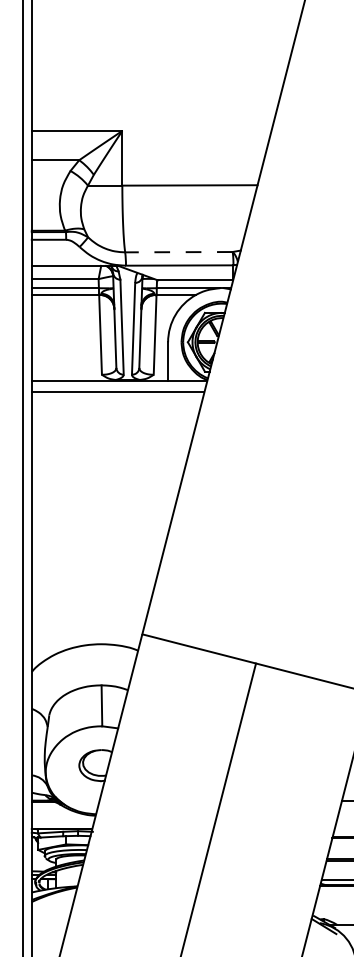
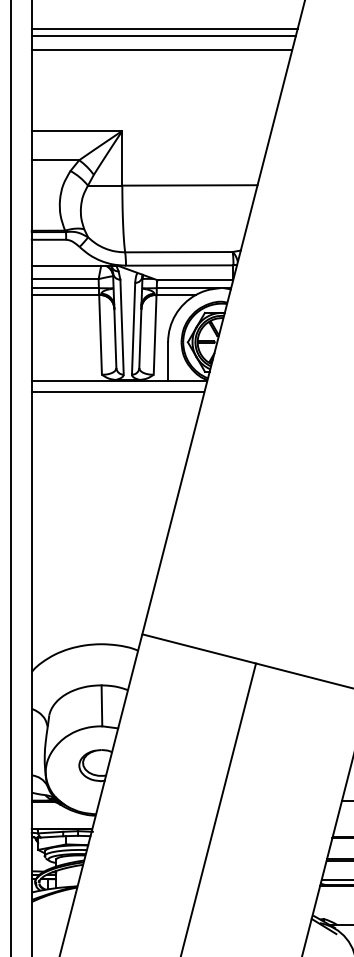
line: none -> present (164, 28)
line: none -> present (163, 36)
line: none -> present (161, 50)
line: dashed -> solid (178, 252)
line position: (22, 477) -> (10, 477) (10, 477)
